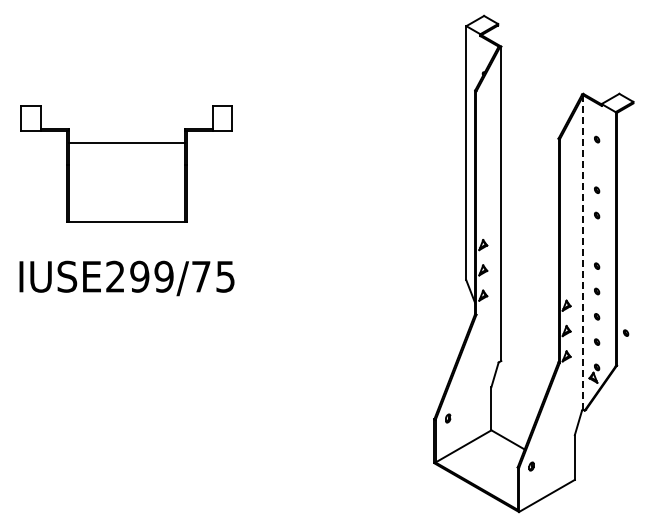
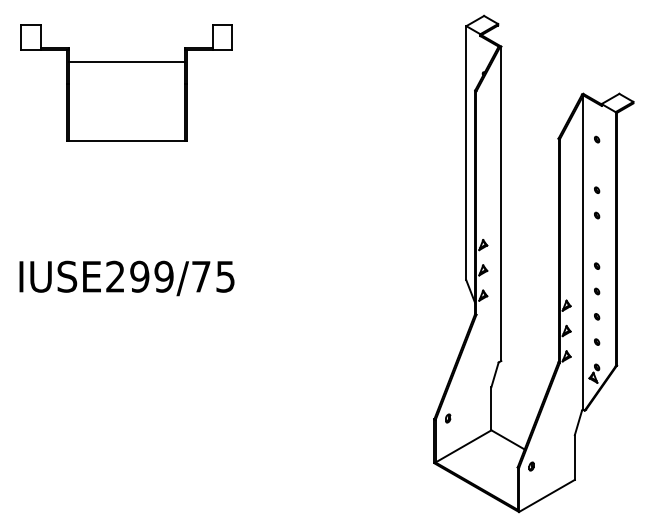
part position: (126, 163) -> (126, 82) (126, 82)
line: dashed -> solid (583, 253)
part: present -> none (626, 332)
